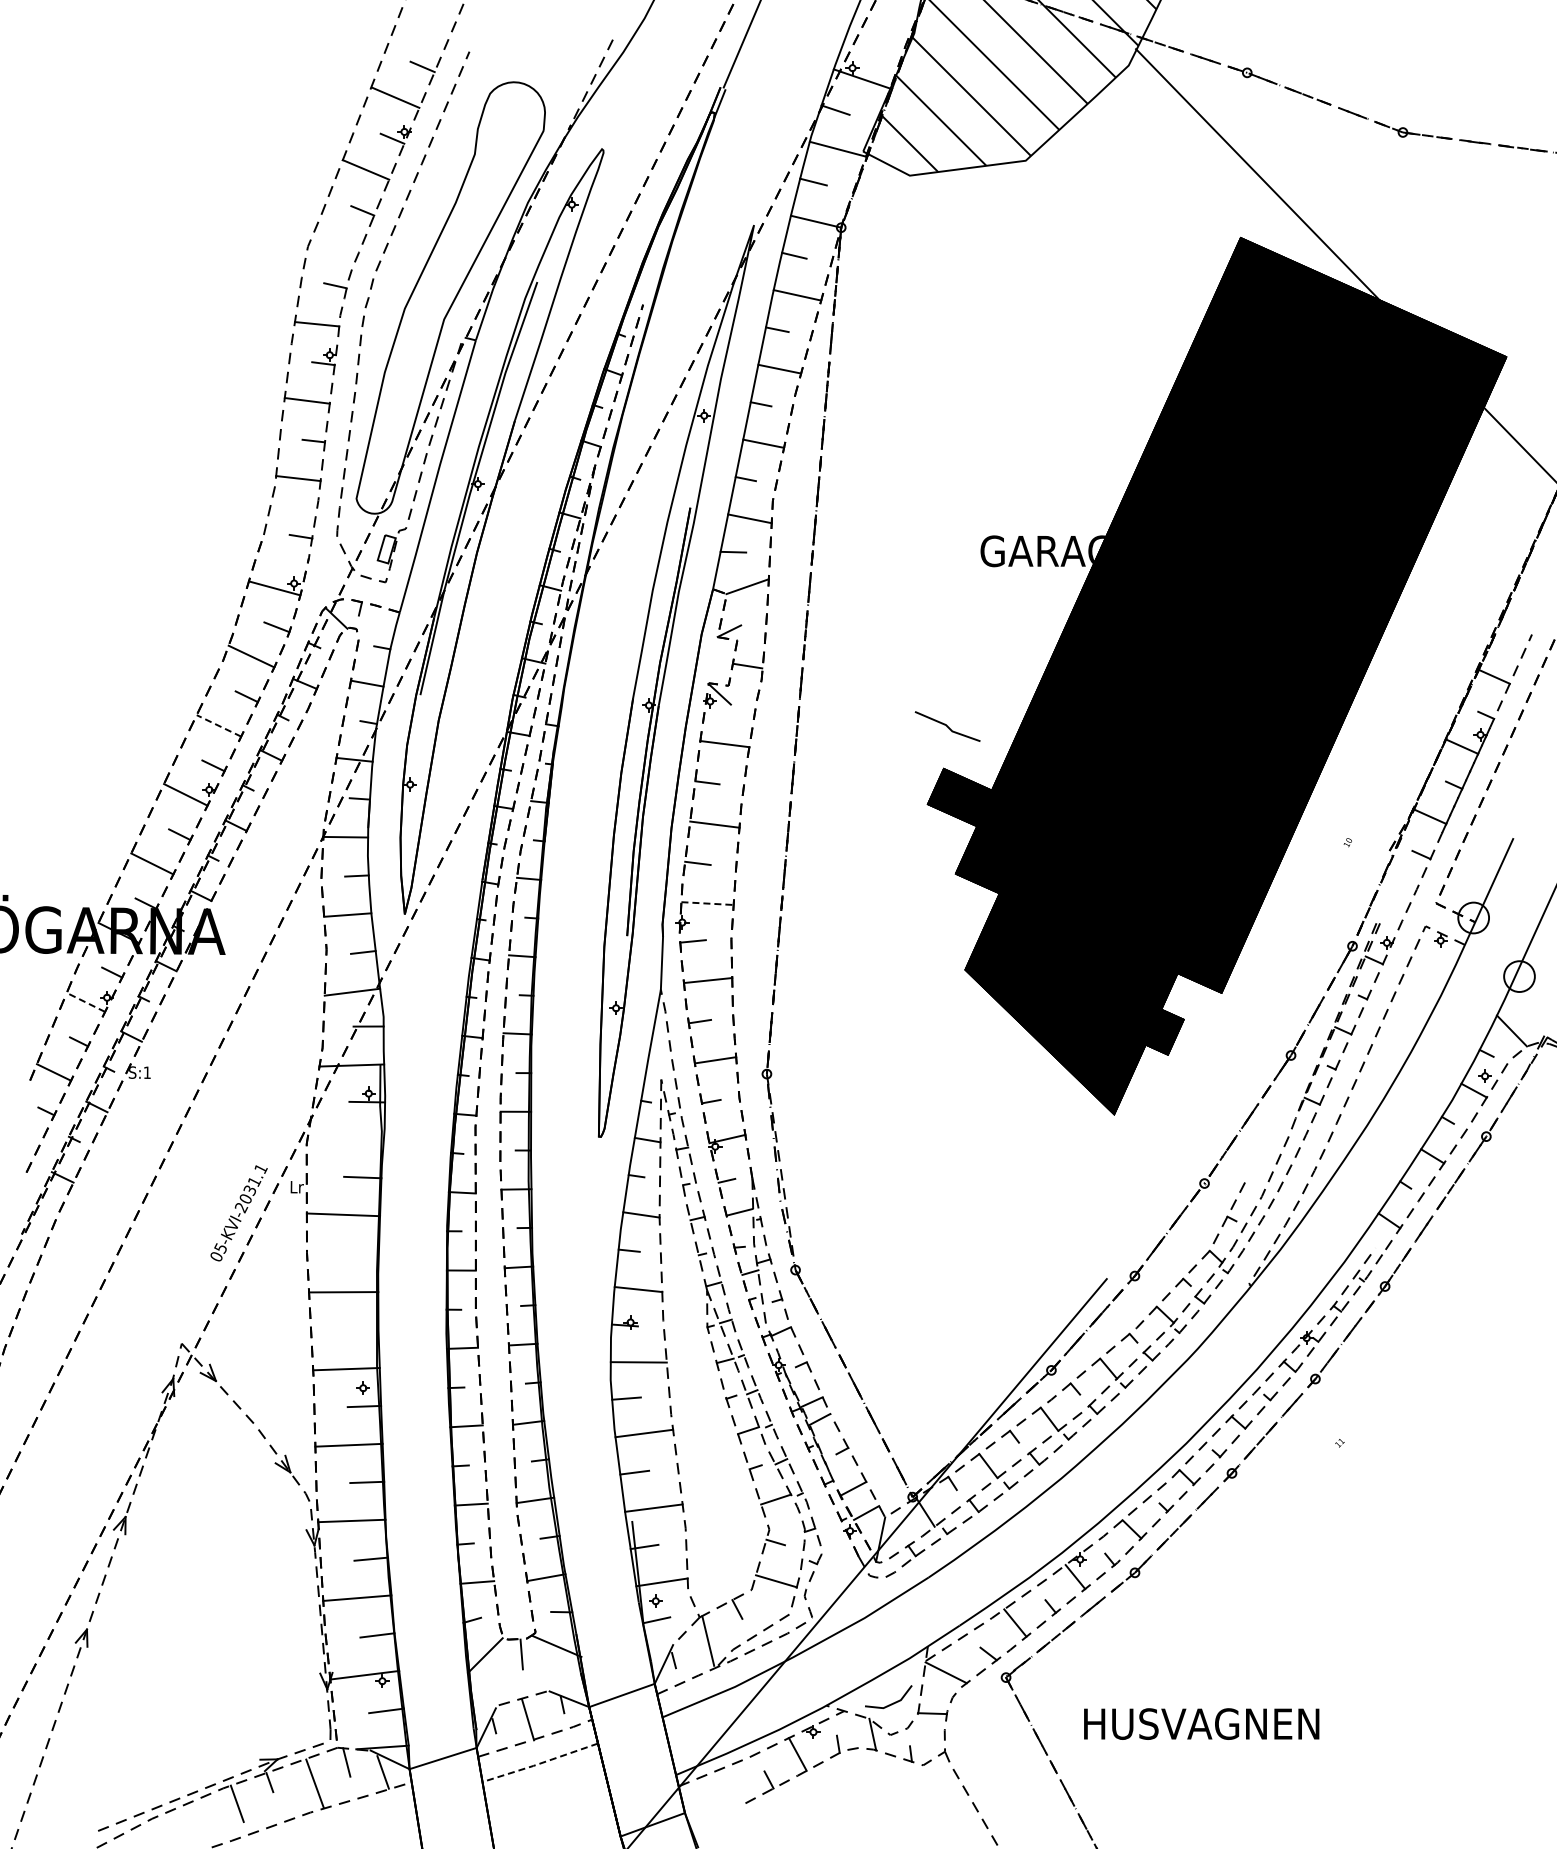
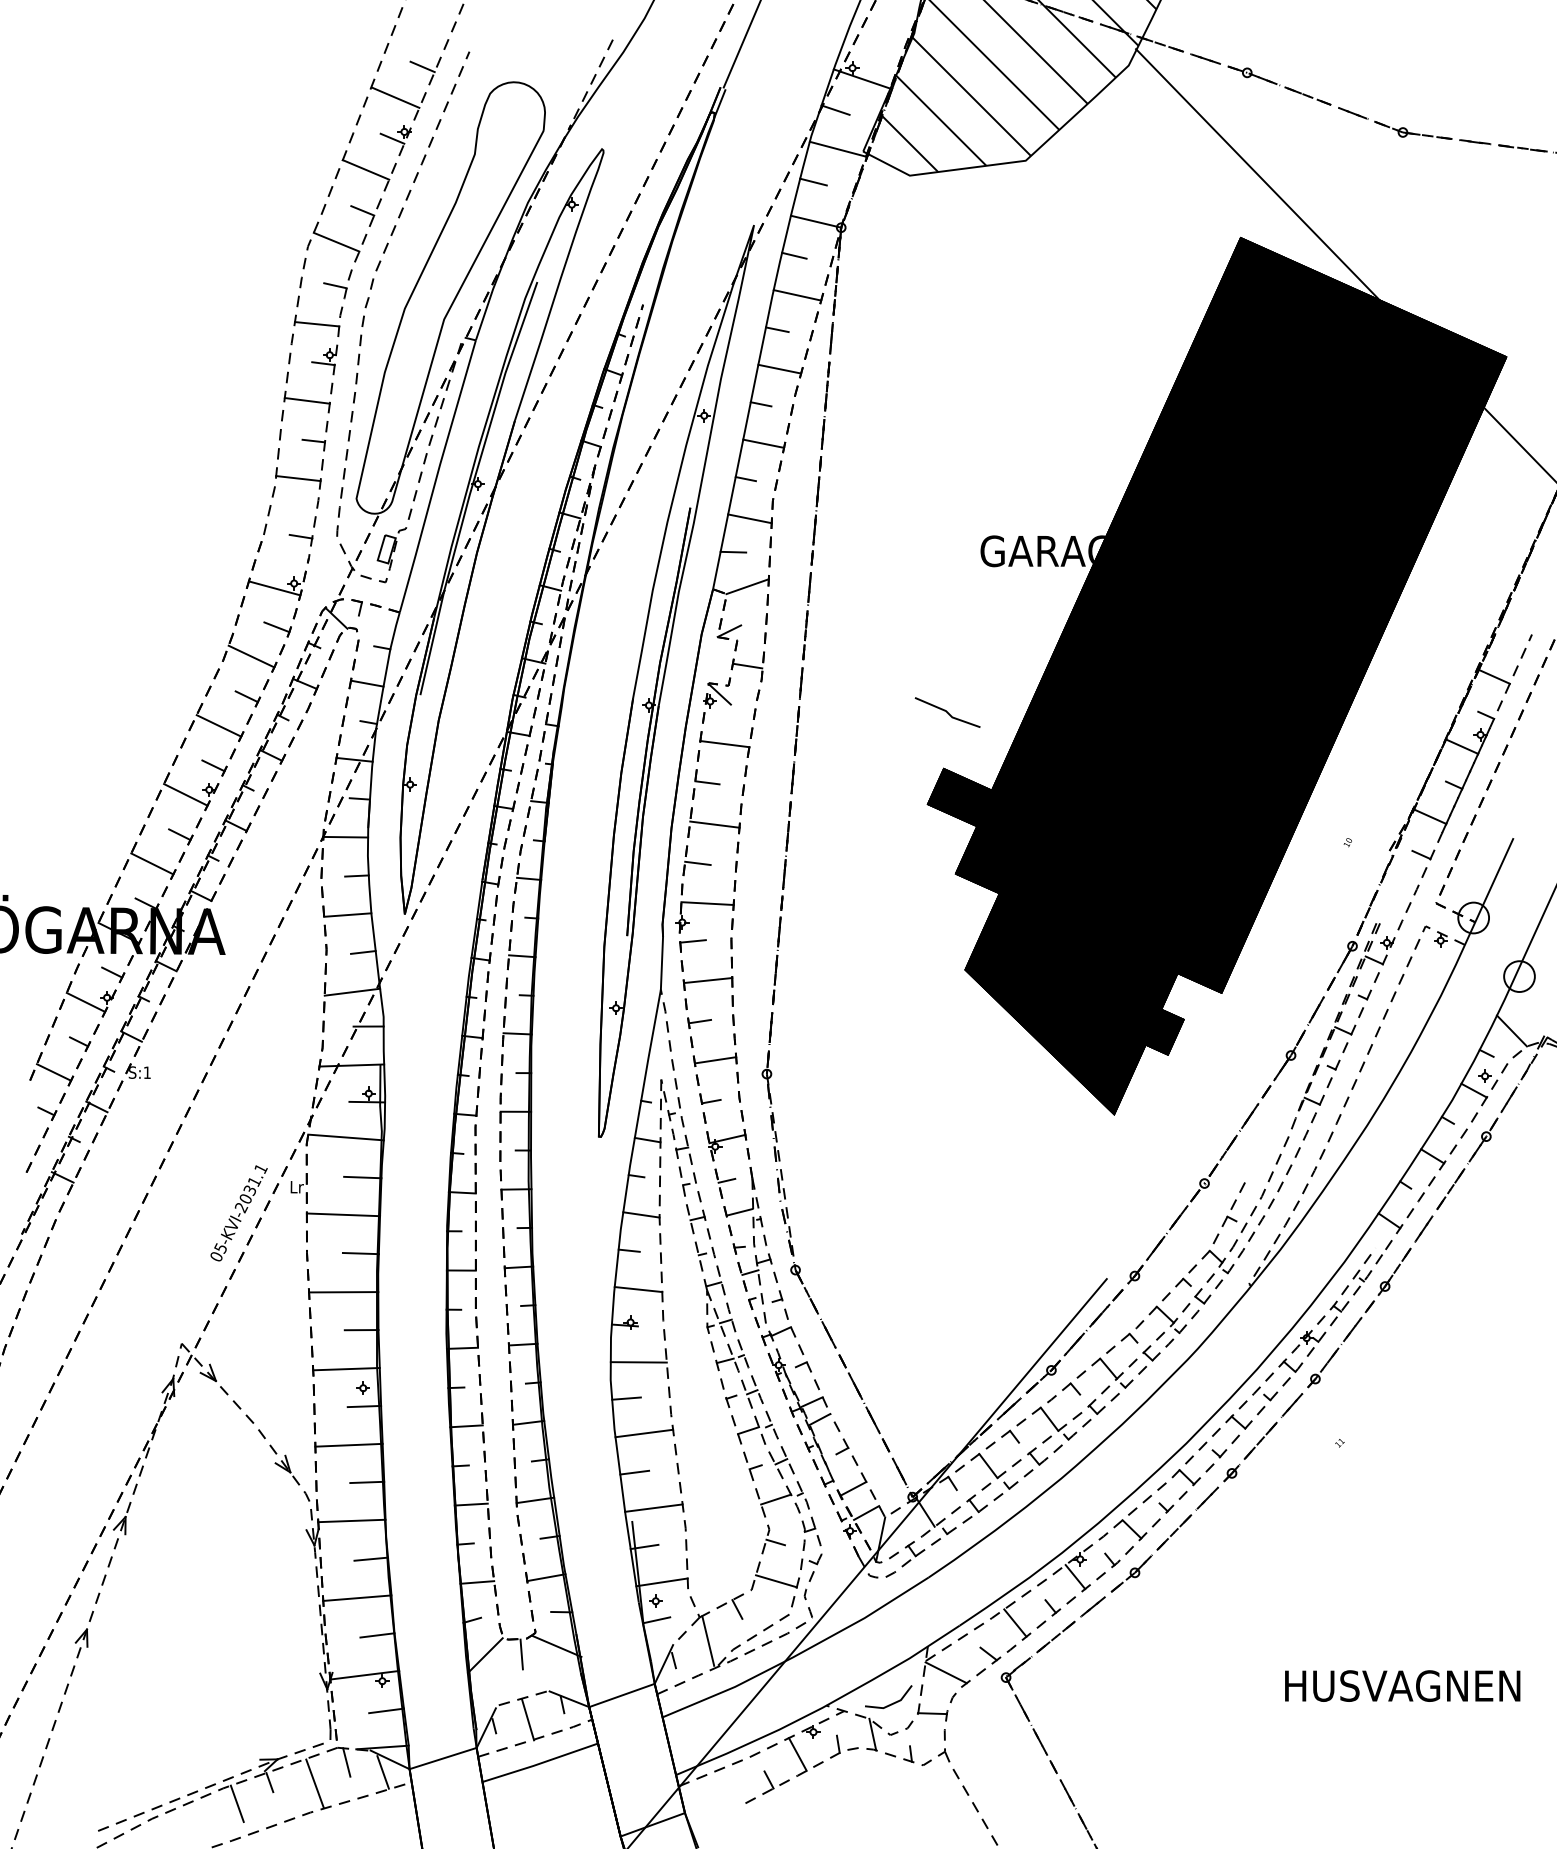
line: none -> present (336, 241)
line: dashed -> solid (219, 725)
line position: (947, 726) -> (947, 712) (947, 712)
line: dashed -> solid (708, 903)
line: dashed -> solid (85, 1002)
line: none -> present (345, 1137)
line: none -> present (360, 1253)
line: none -> present (361, 1330)
text position: (1201, 1723) -> (1402, 1685) (1402, 1685)
line: dashed -> solid (539, 1763)
